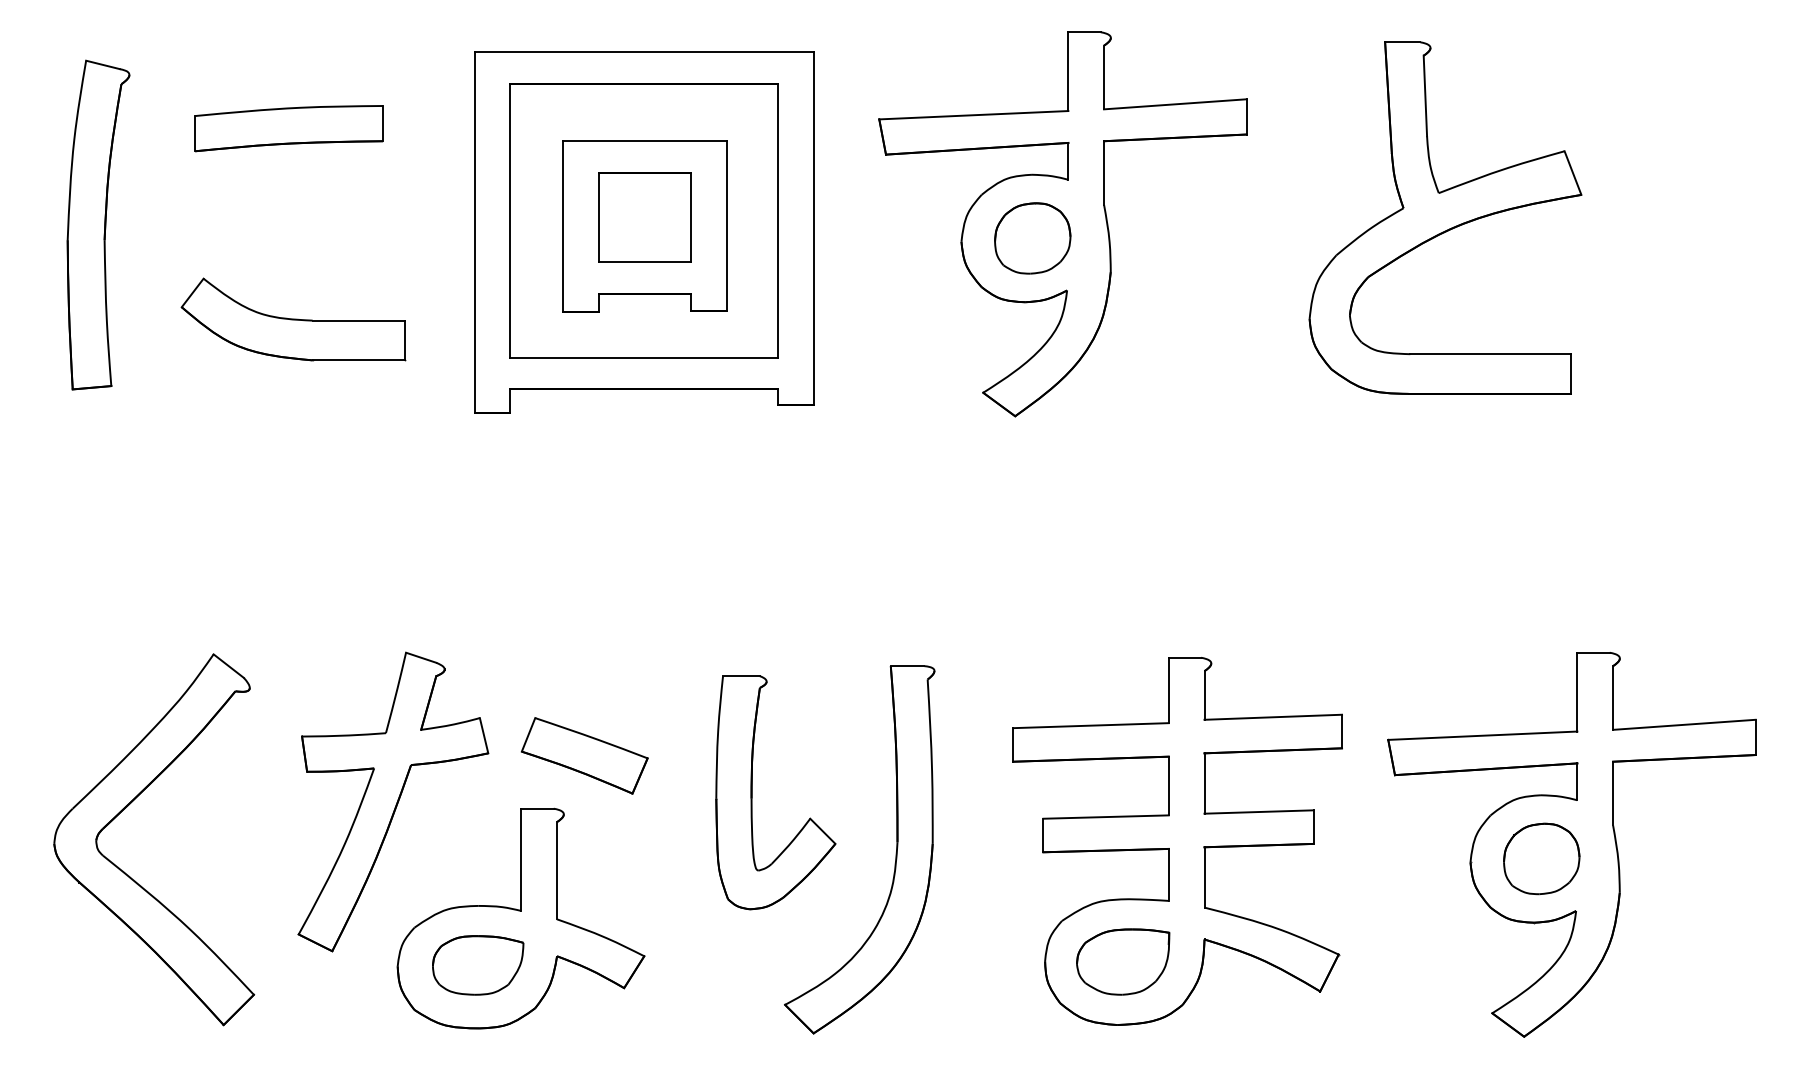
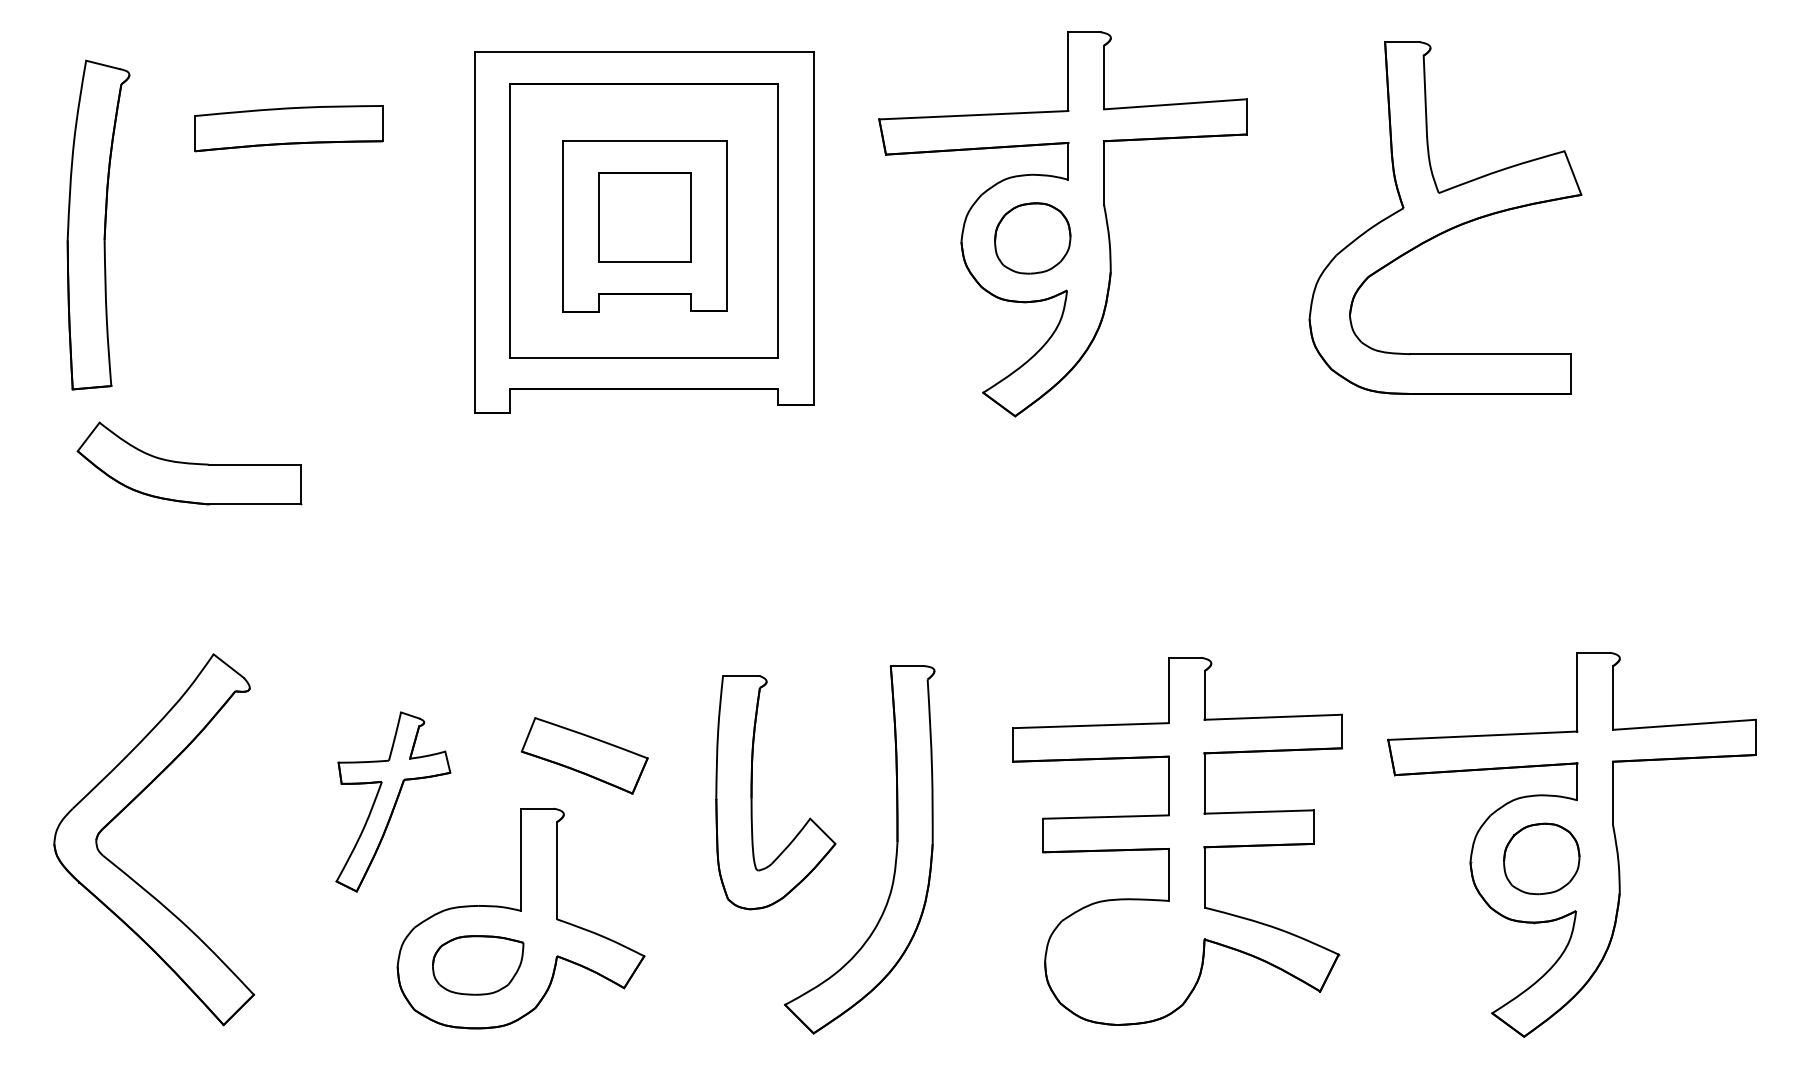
part position: (293, 319) -> (189, 463) (189, 463)
part size: 193x302 px -> 117x182 px (393, 801)
part: present -> none (1123, 961)
